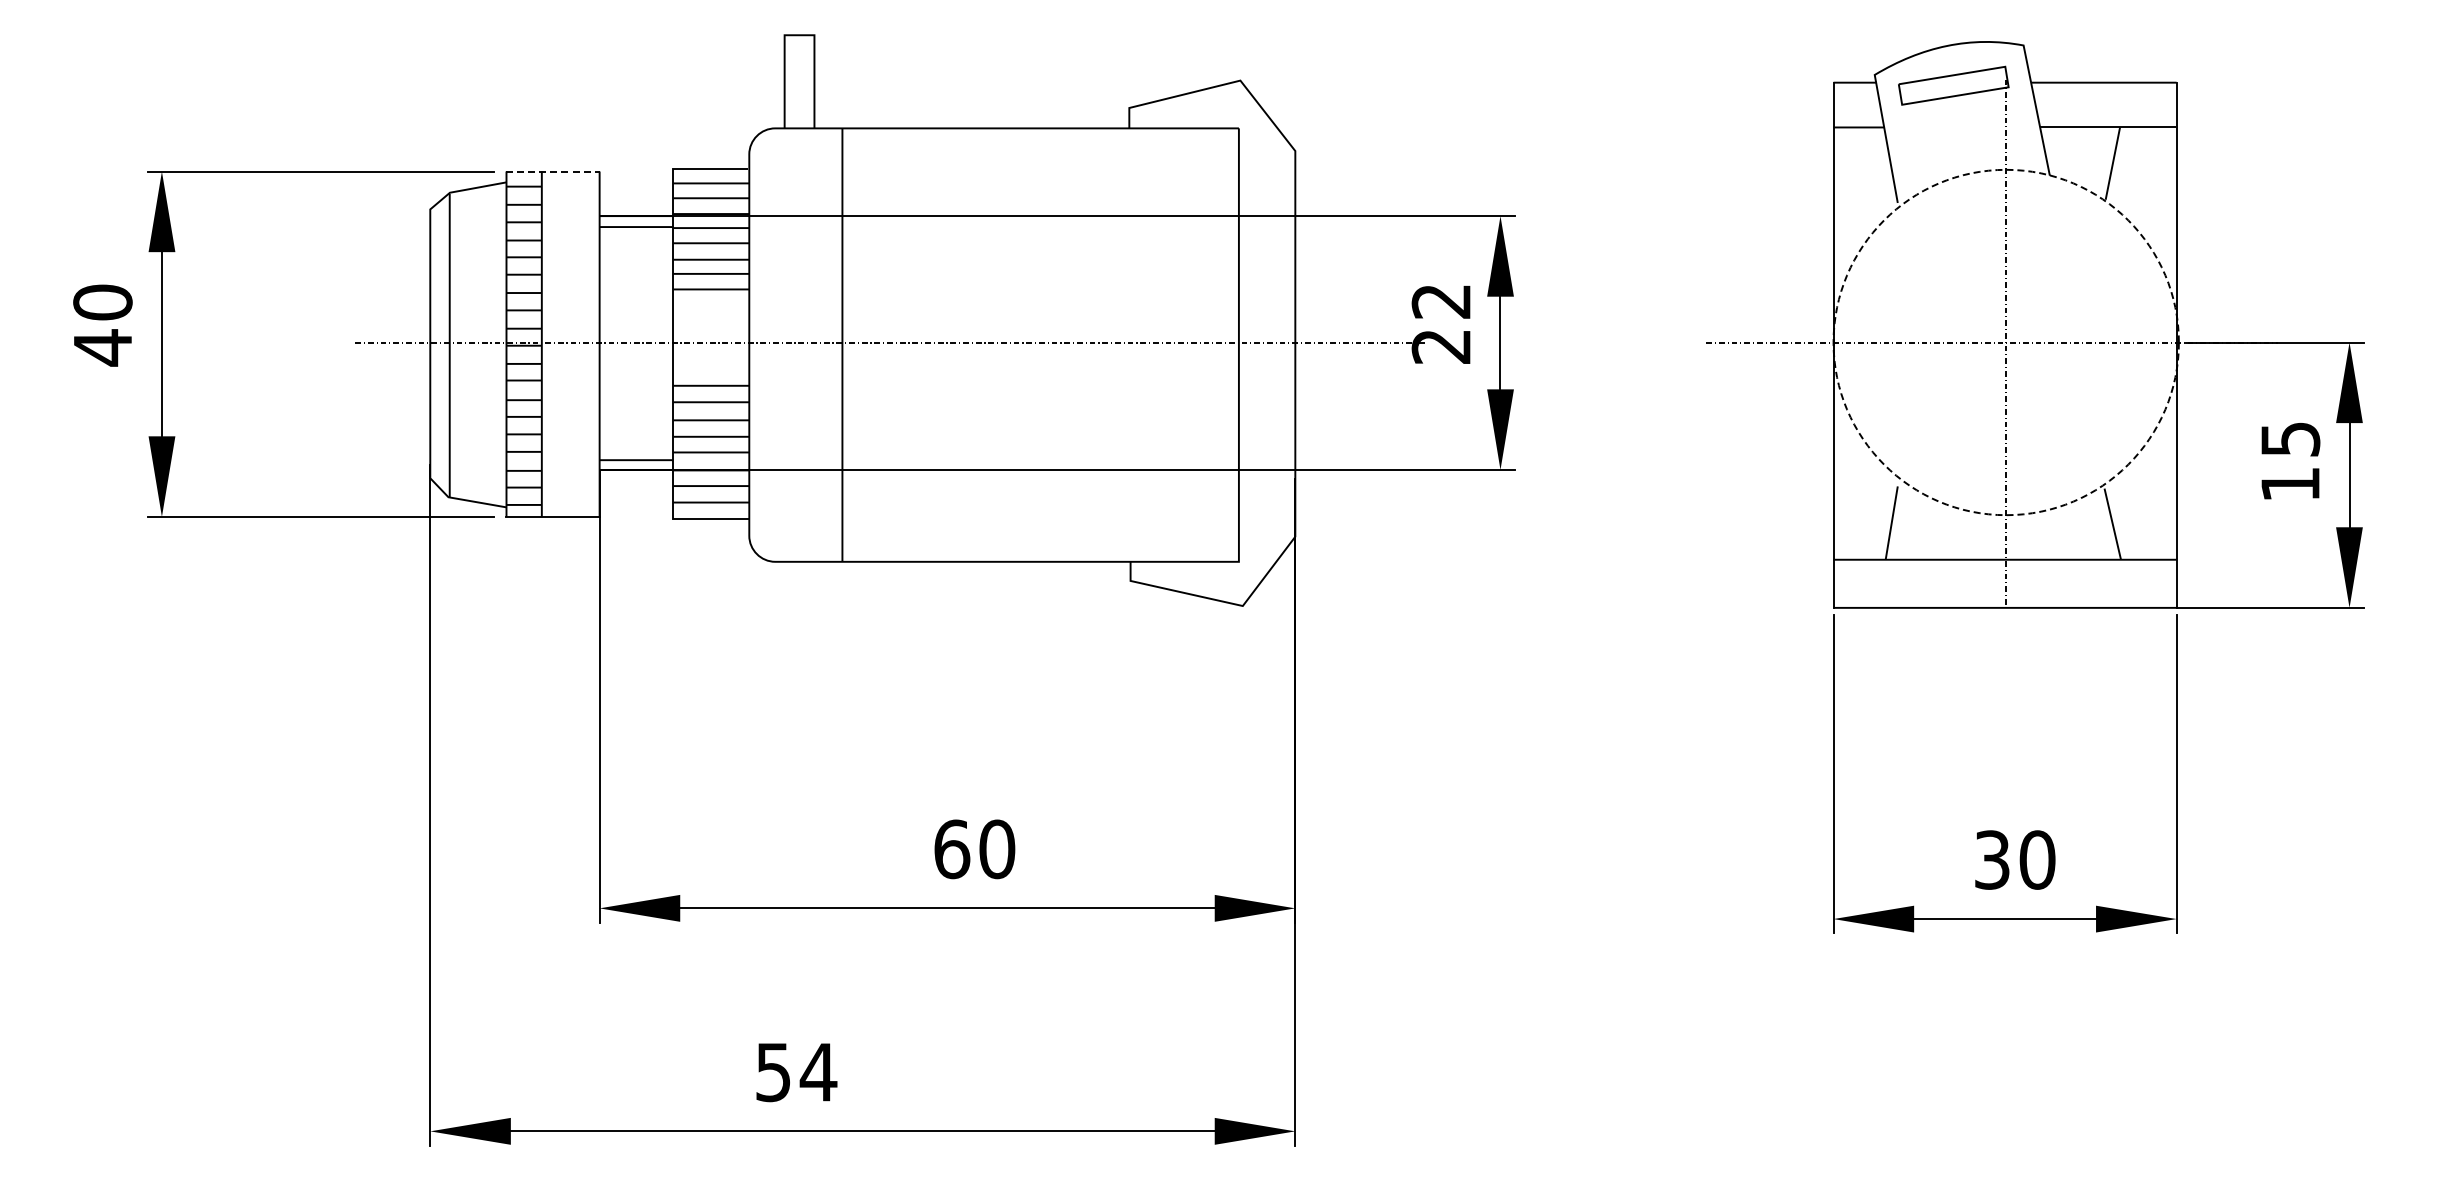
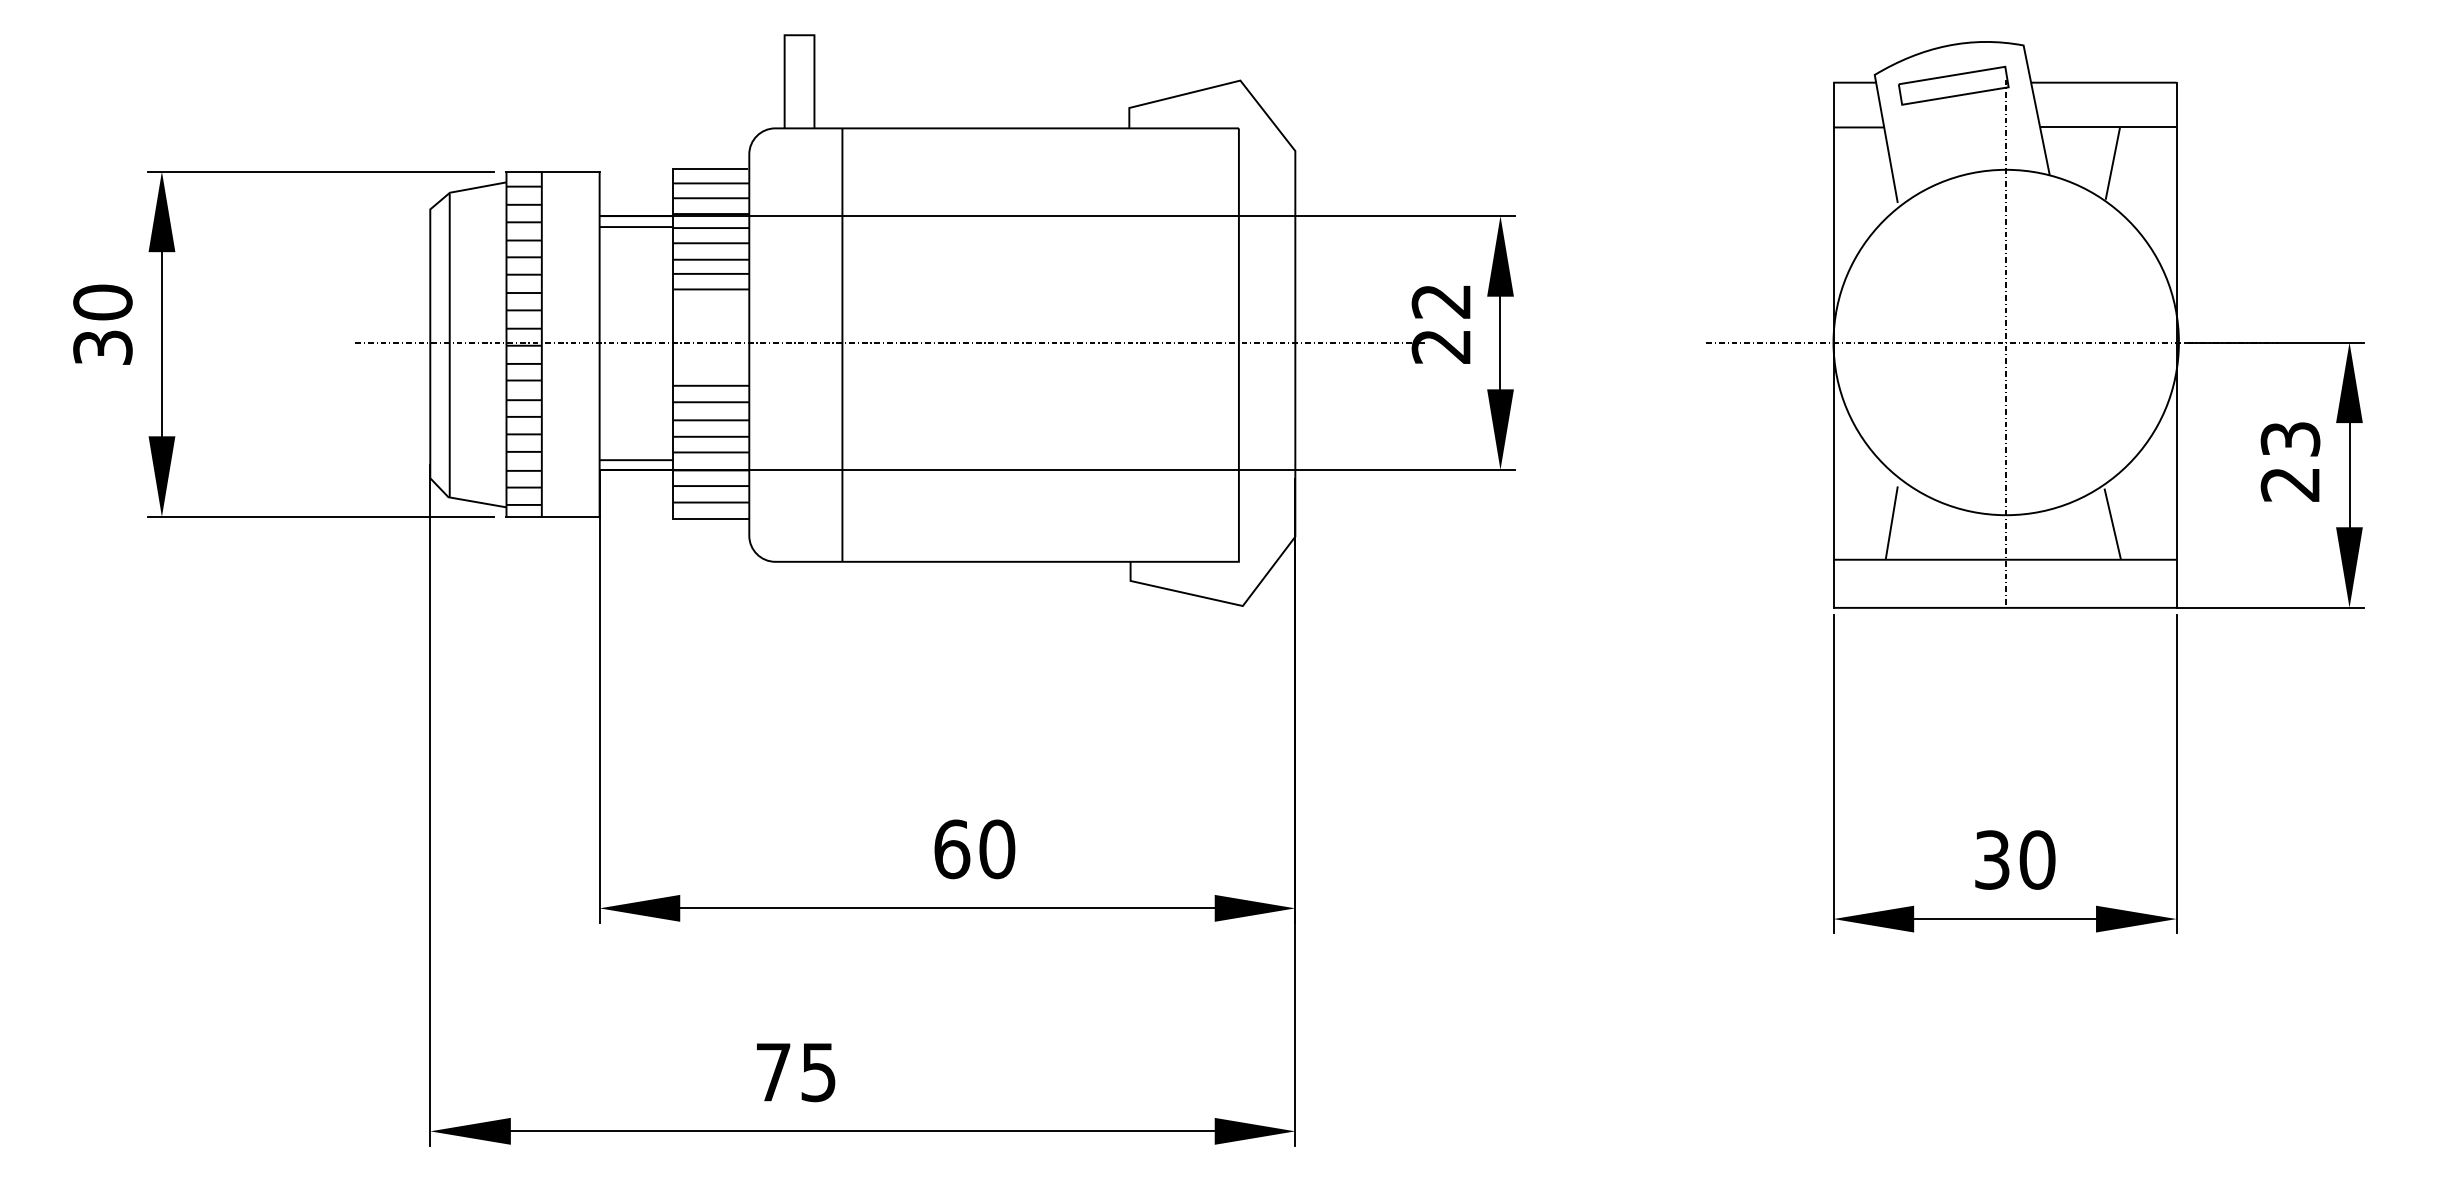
line: dashed -> solid (553, 171)
circle: dashed -> solid (2005, 342)
text: 40 -> 30 (102, 347)
text: 15 -> 23 (2289, 461)
text: 54 -> 75 (796, 1072)
